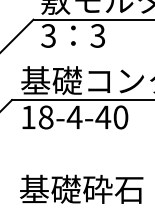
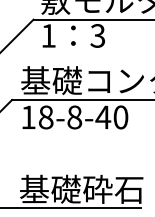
text: 3 -> 1 (48, 35)
text: 18-4-40 -> 18-8-40 (74, 117)
line: none -> present (71, 208)
